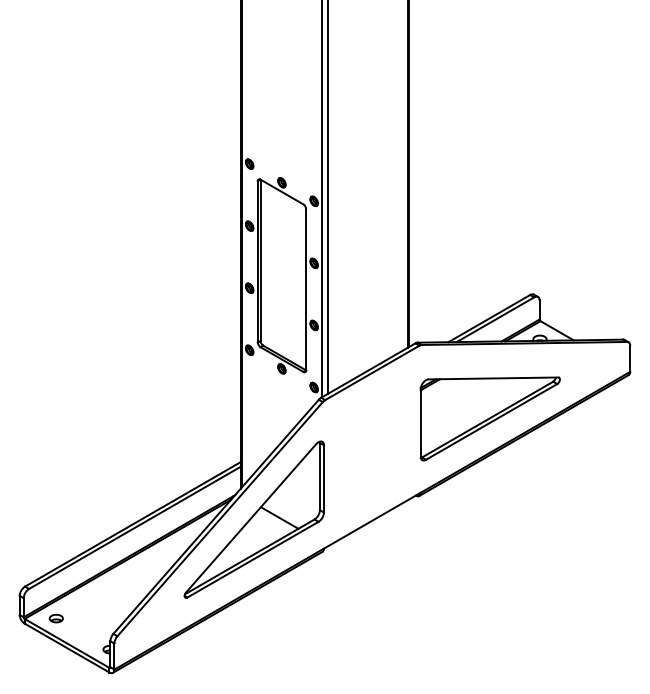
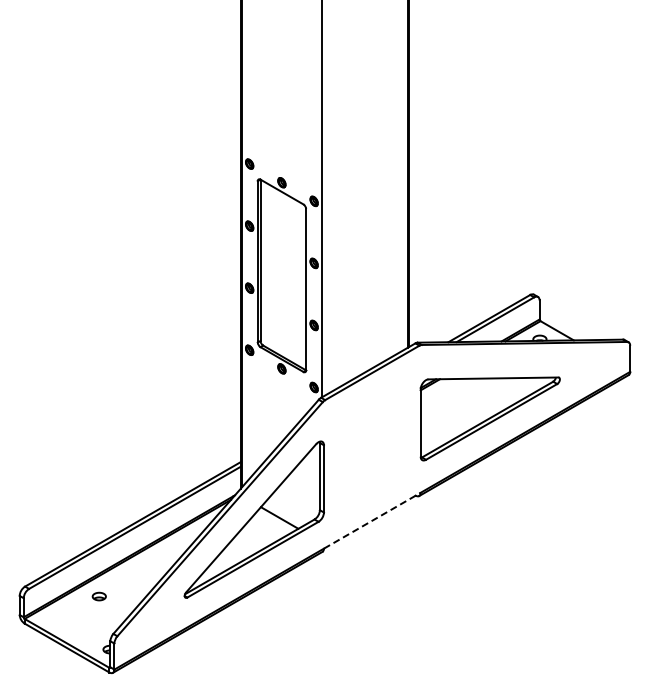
line: present -> none (328, 197)
line: solid -> dashed (372, 520)
part position: (55, 618) -> (98, 596) (98, 596)
